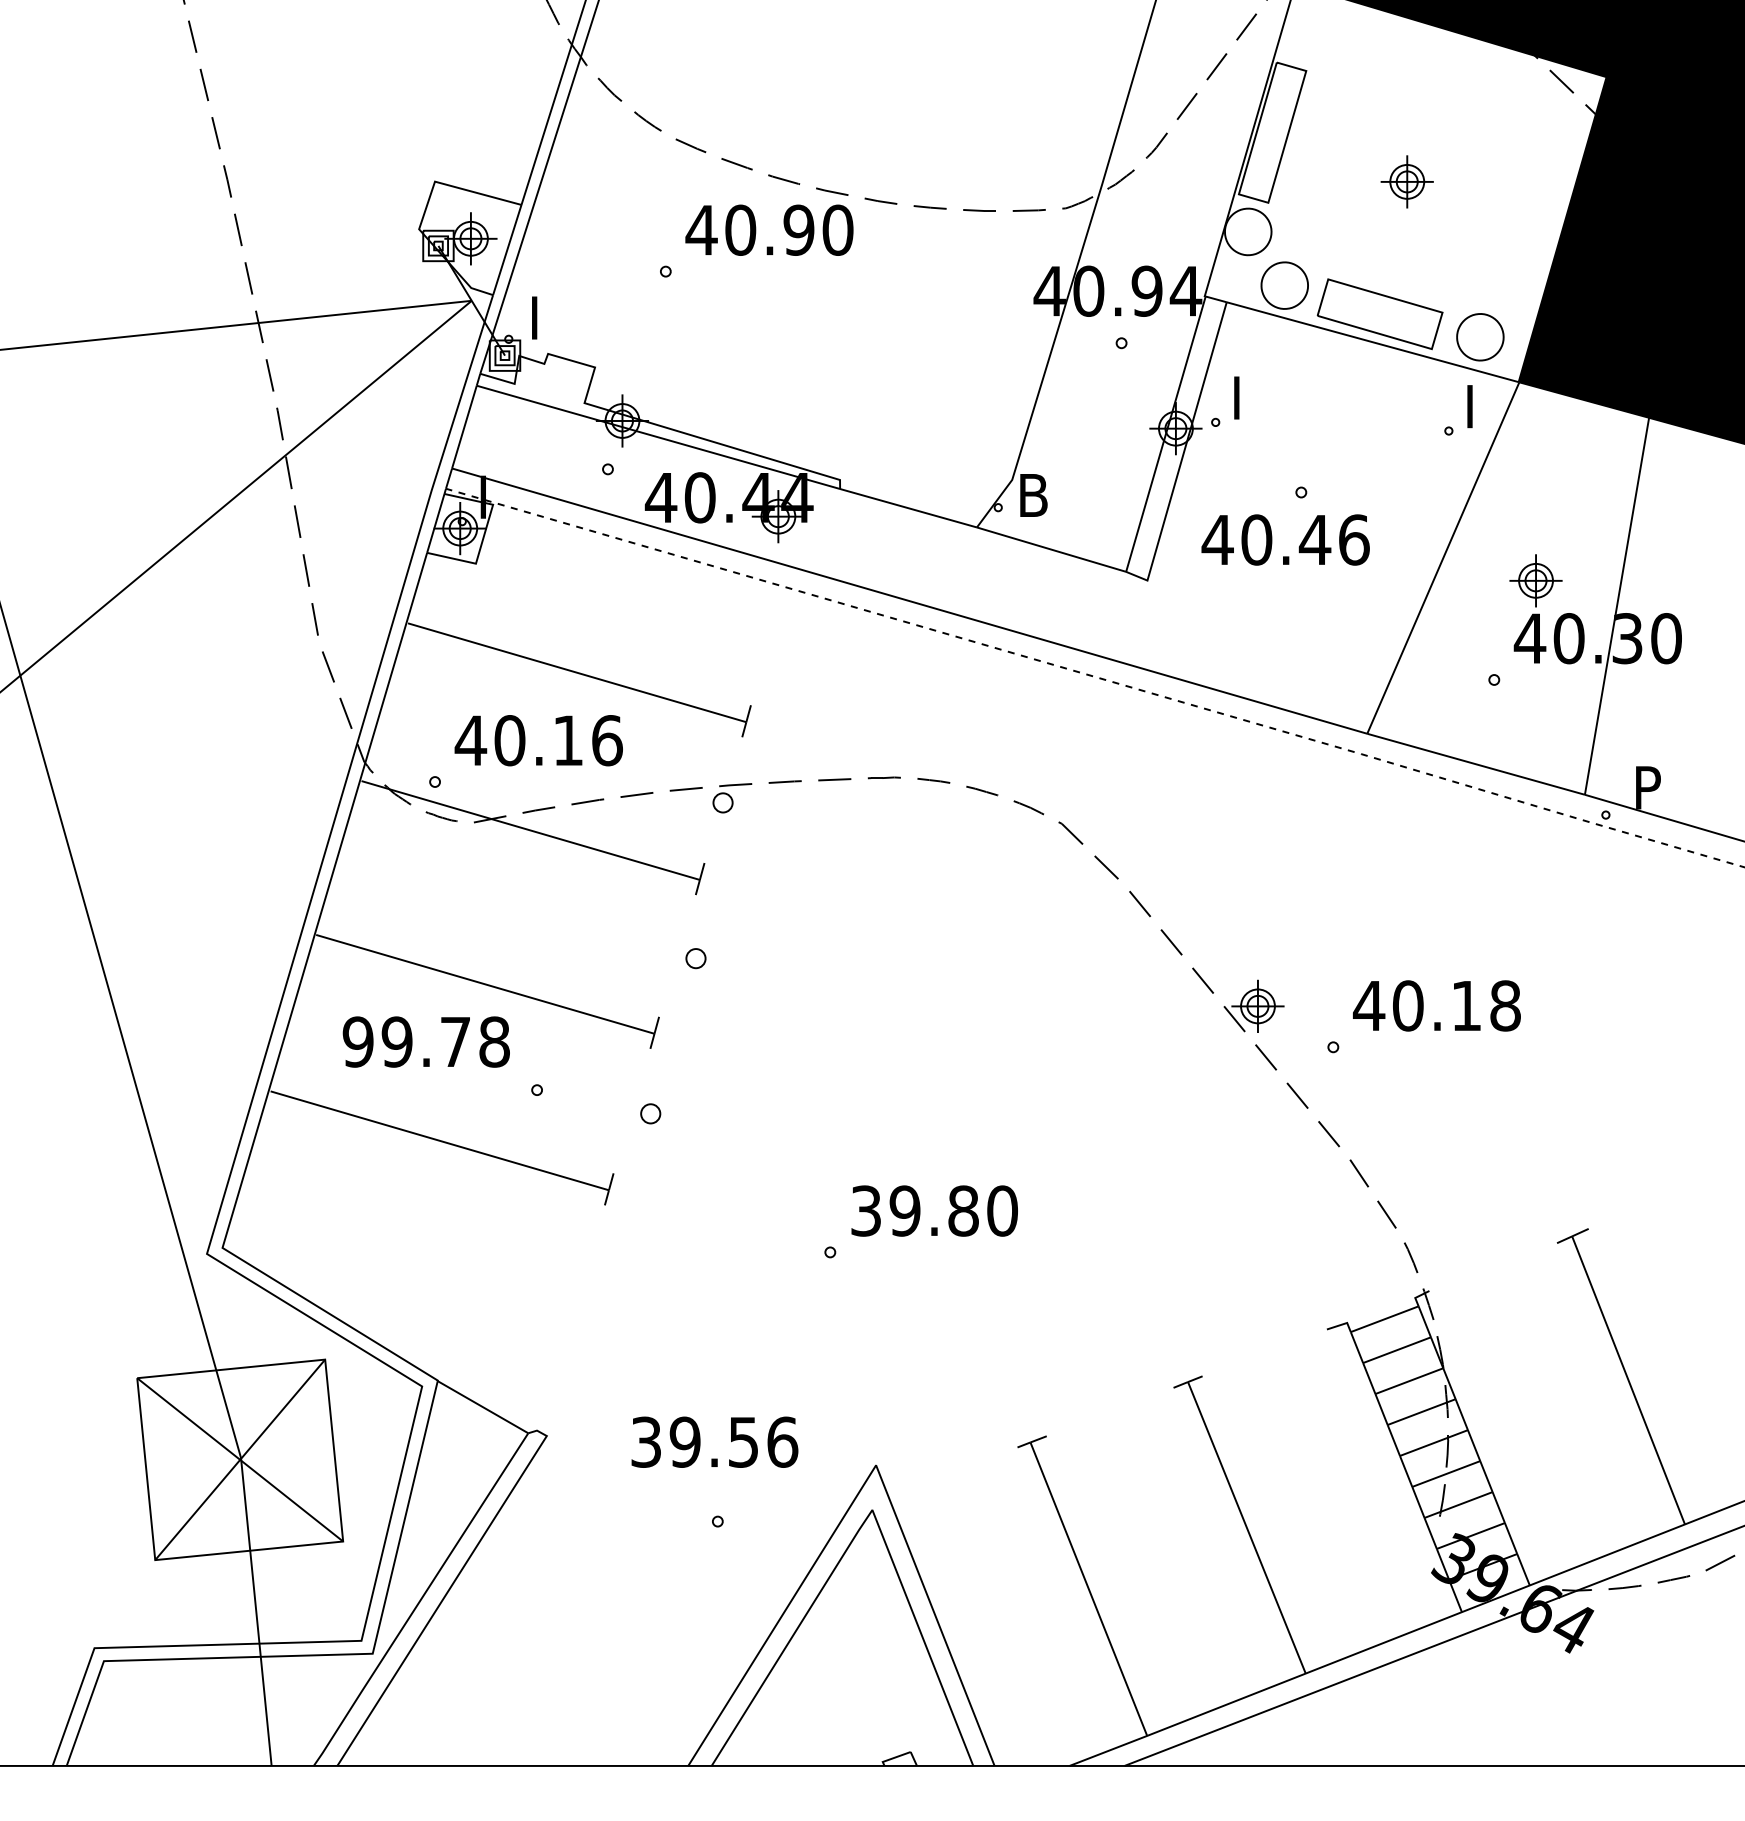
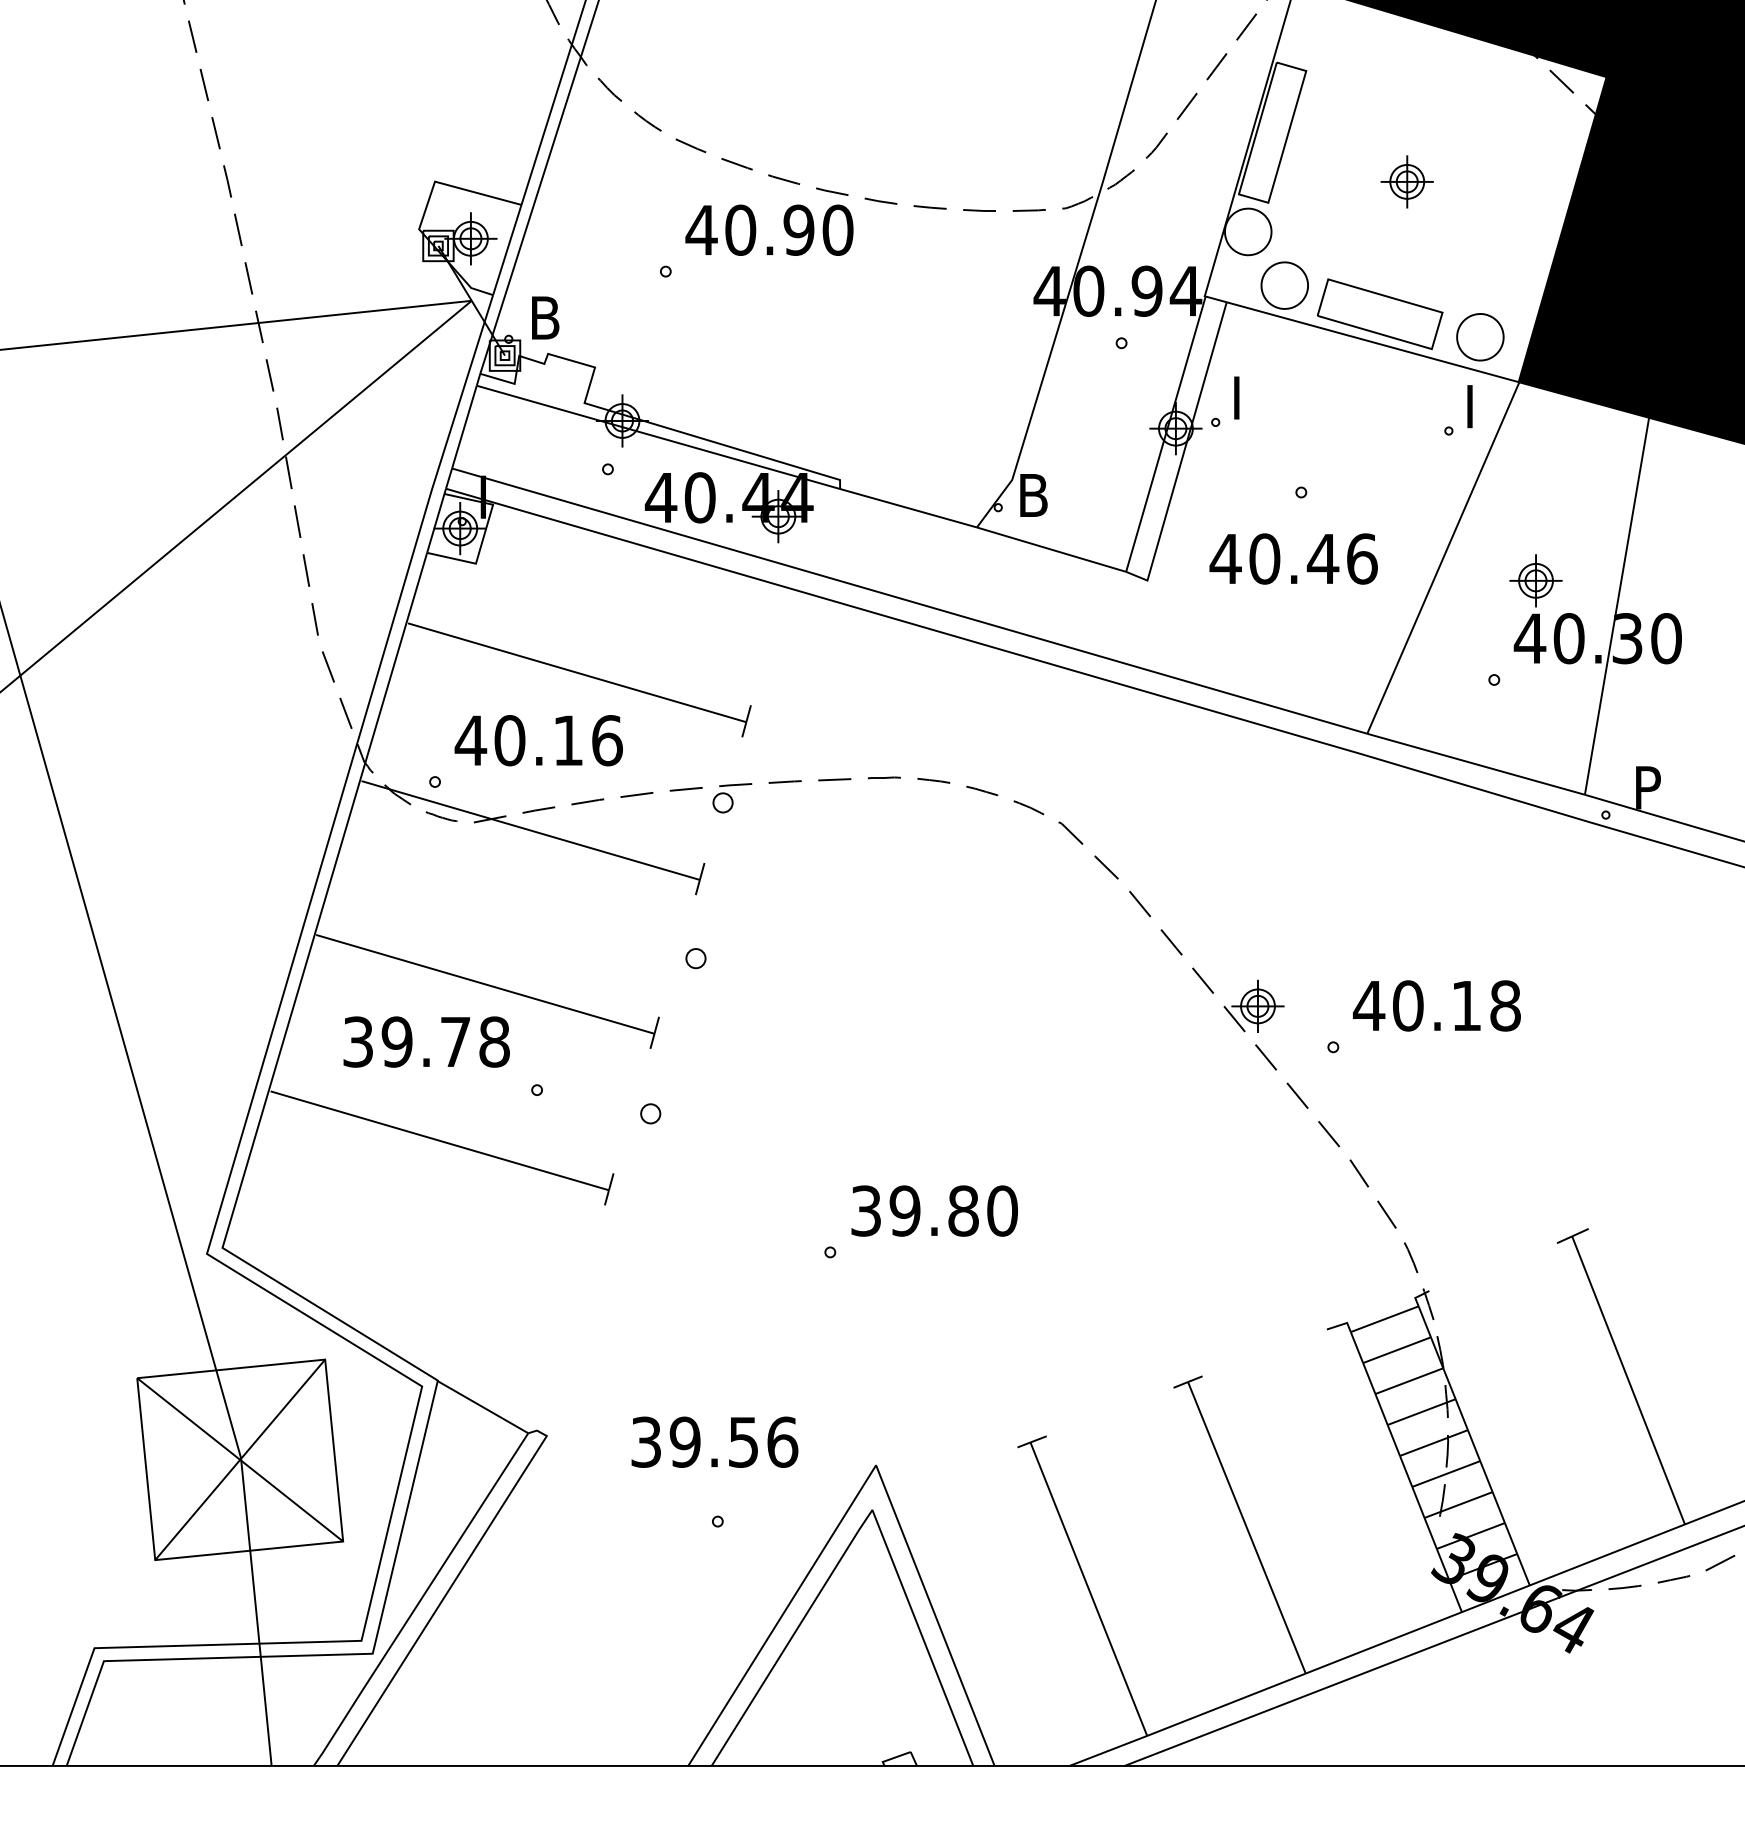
text: I -> B (548, 317)
text position: (1285, 539) -> (1293, 558) (1293, 558)
line: dashed -> solid (1096, 677)
text: 99.78 -> 39.78 (357, 1041)
